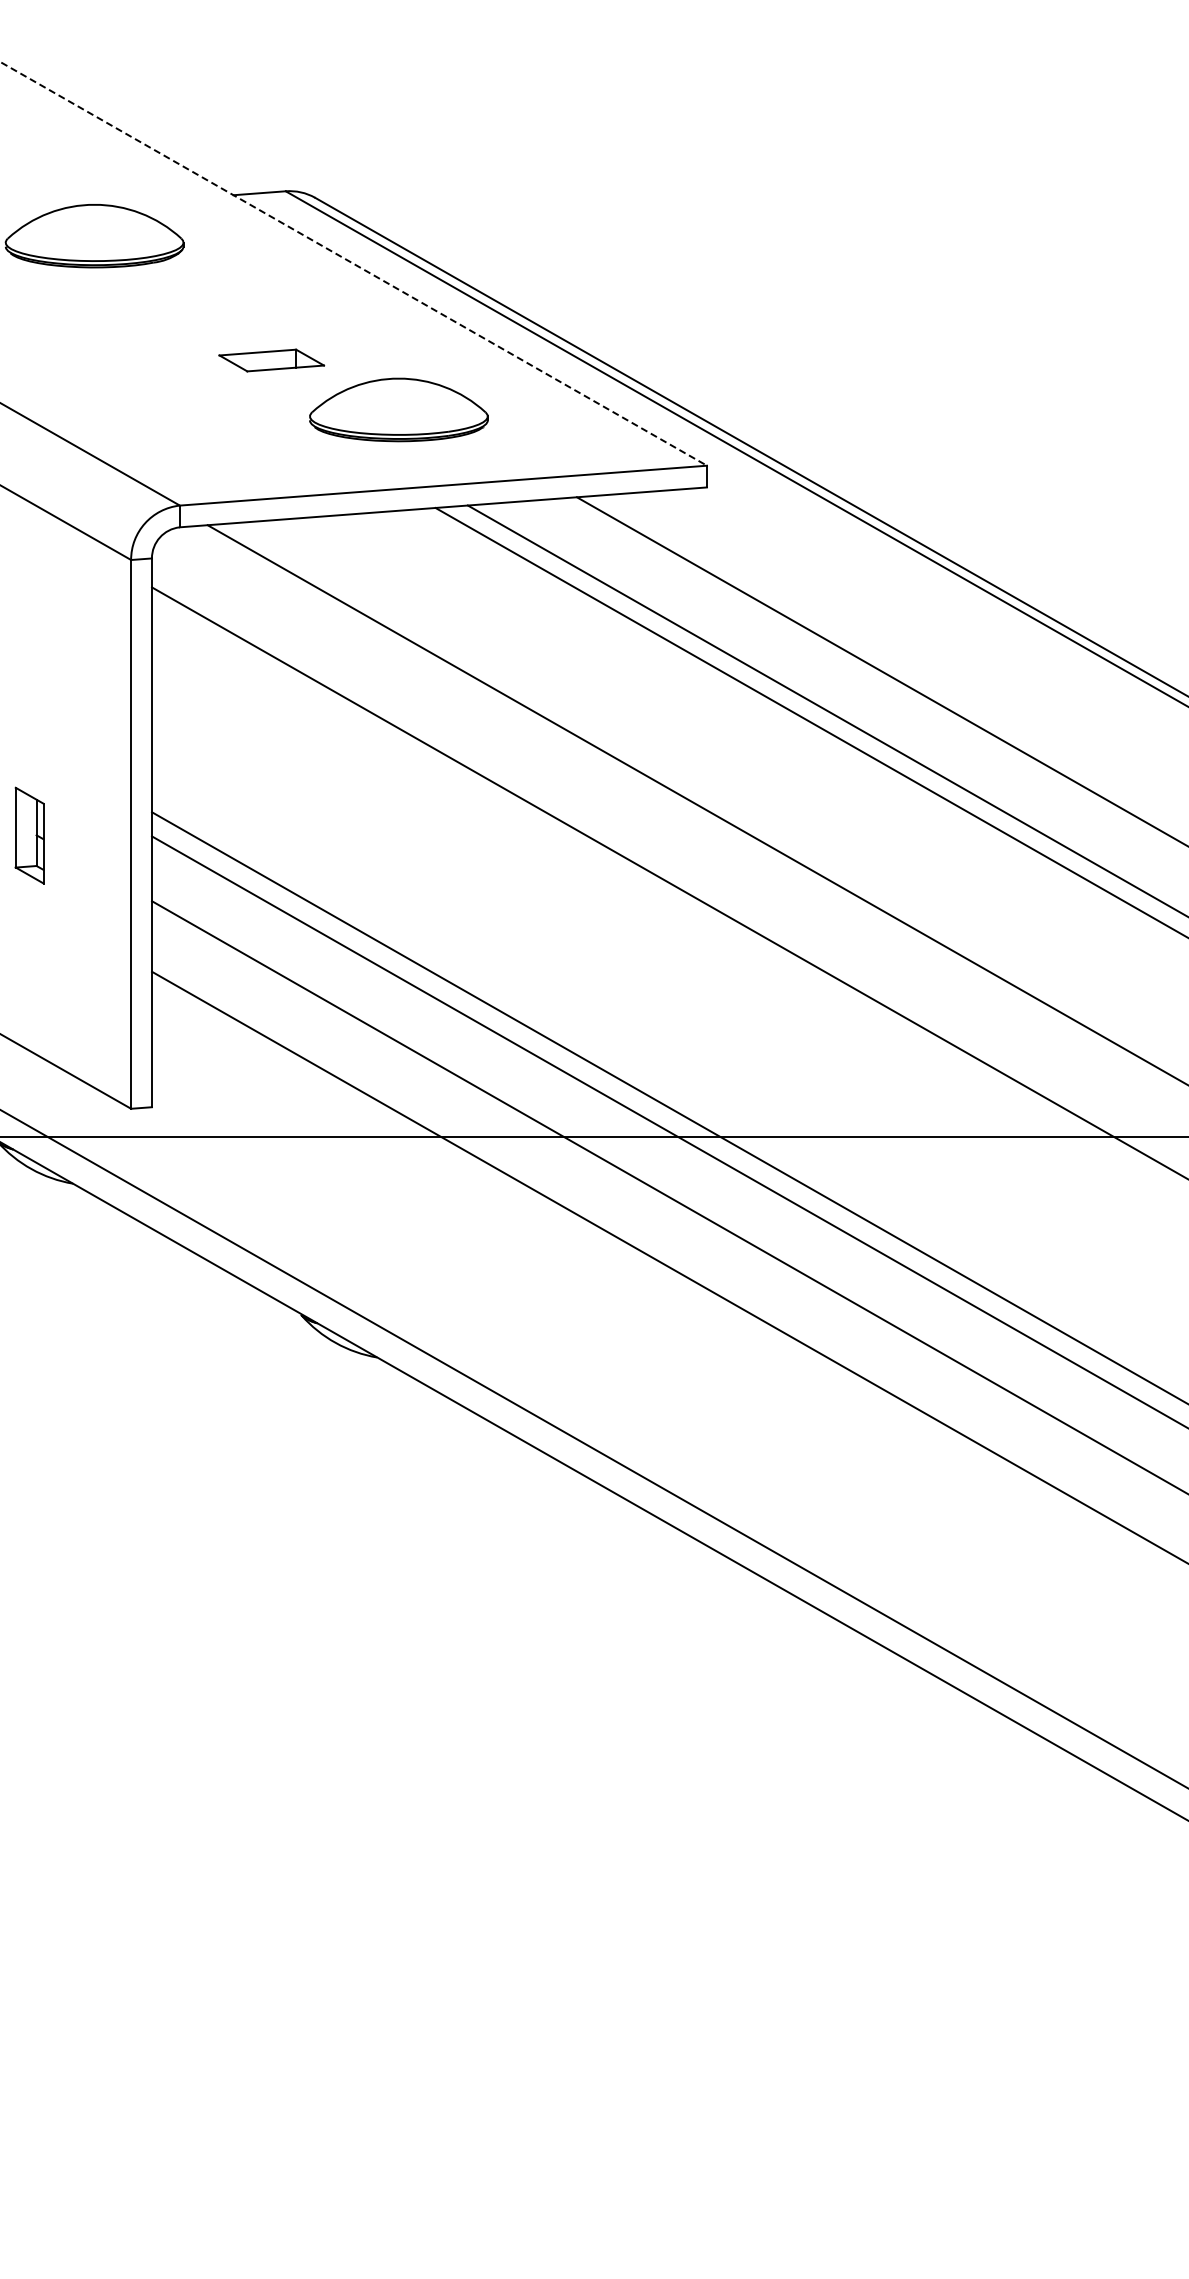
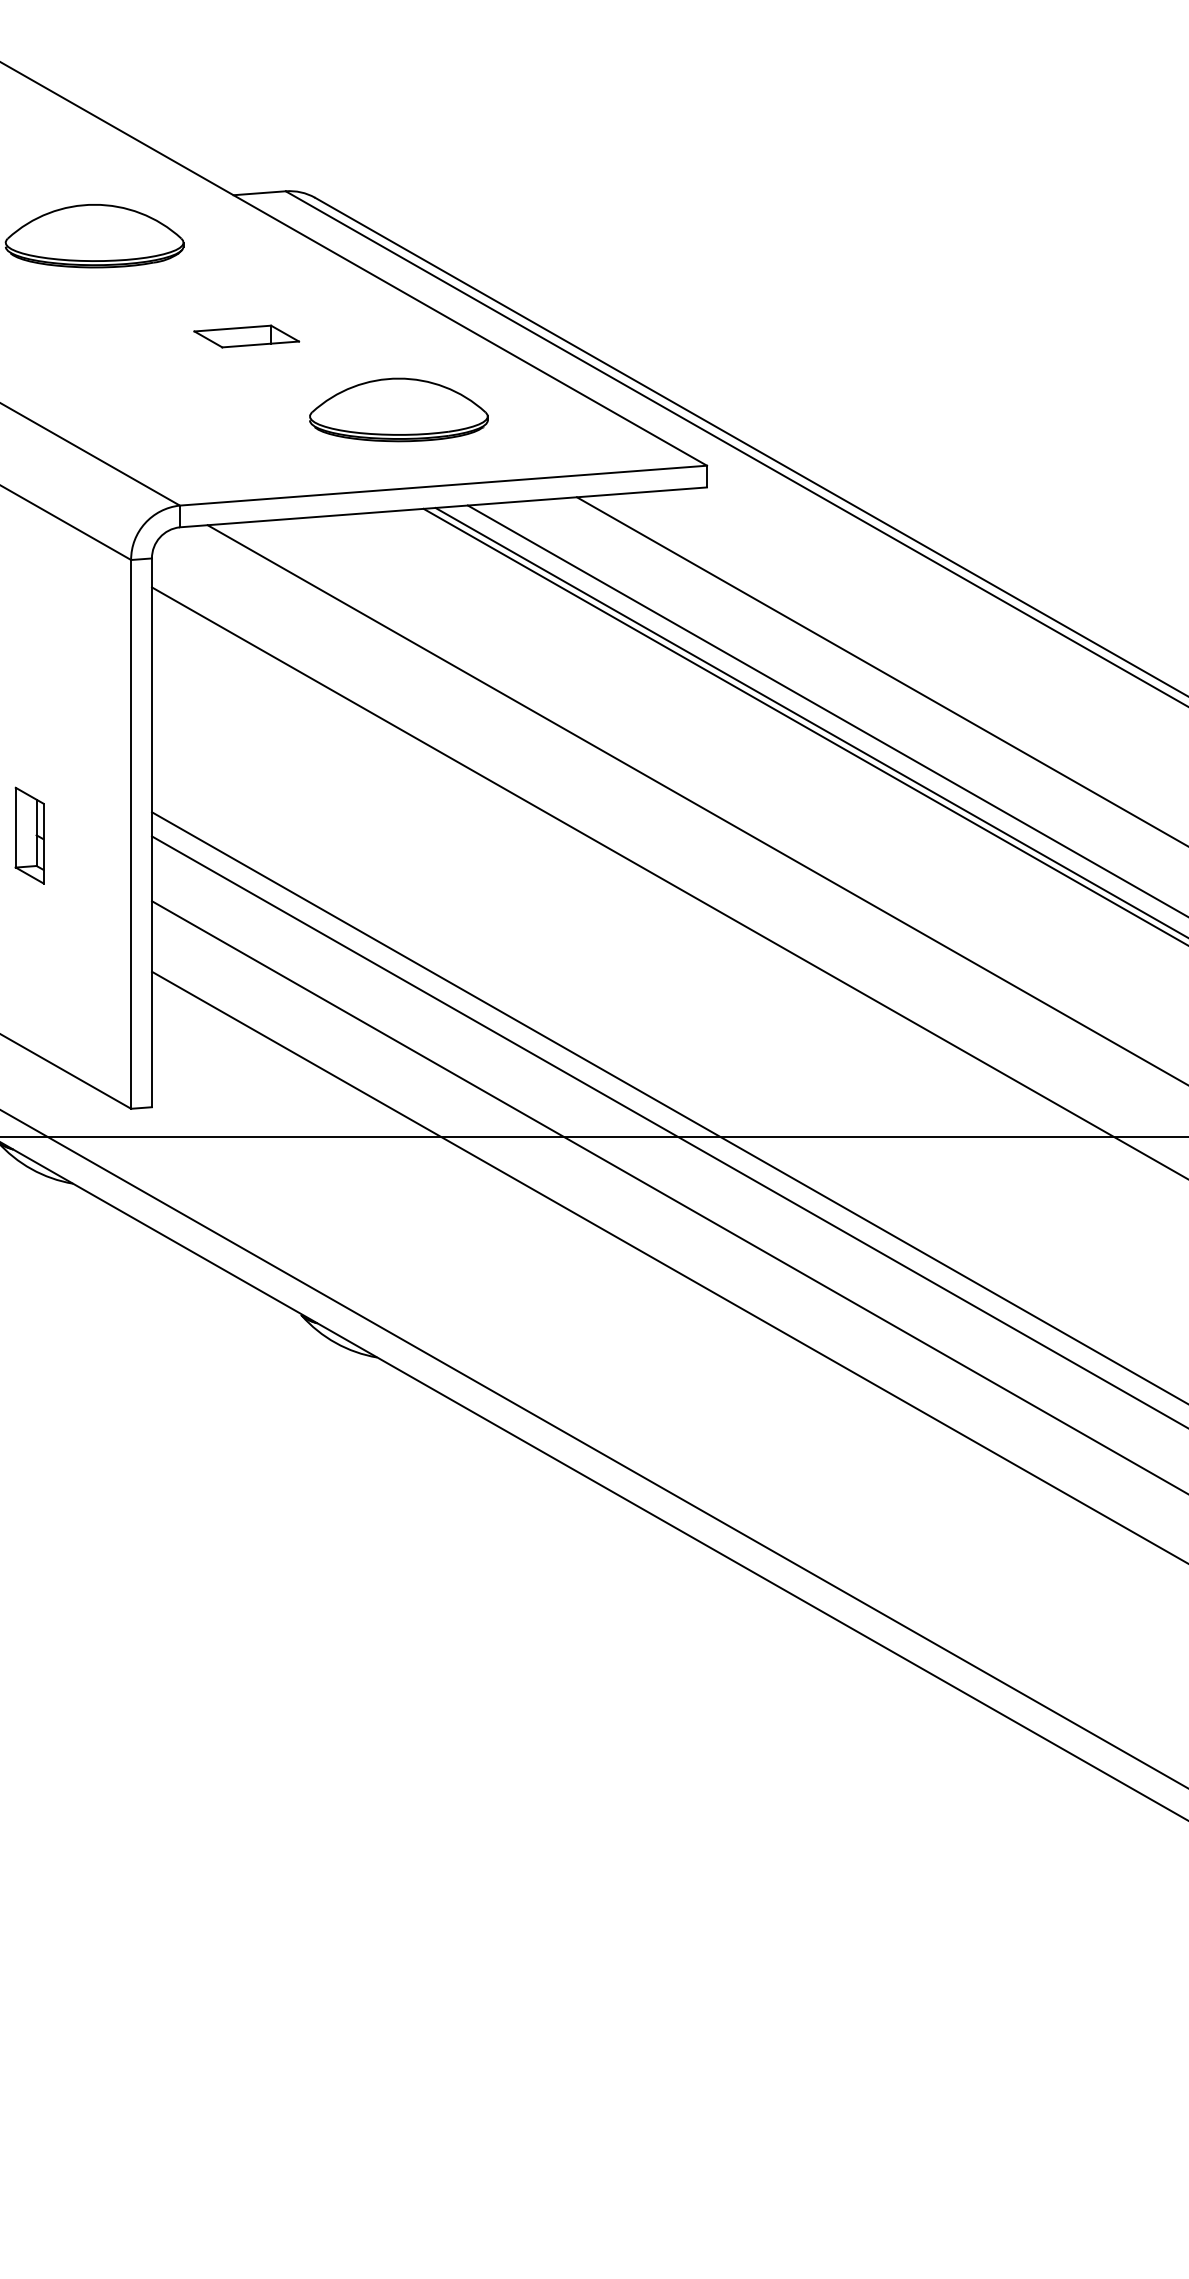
line: dashed -> solid (353, 263)
part position: (271, 360) -> (246, 336) (246, 336)
line: none -> present (804, 725)
